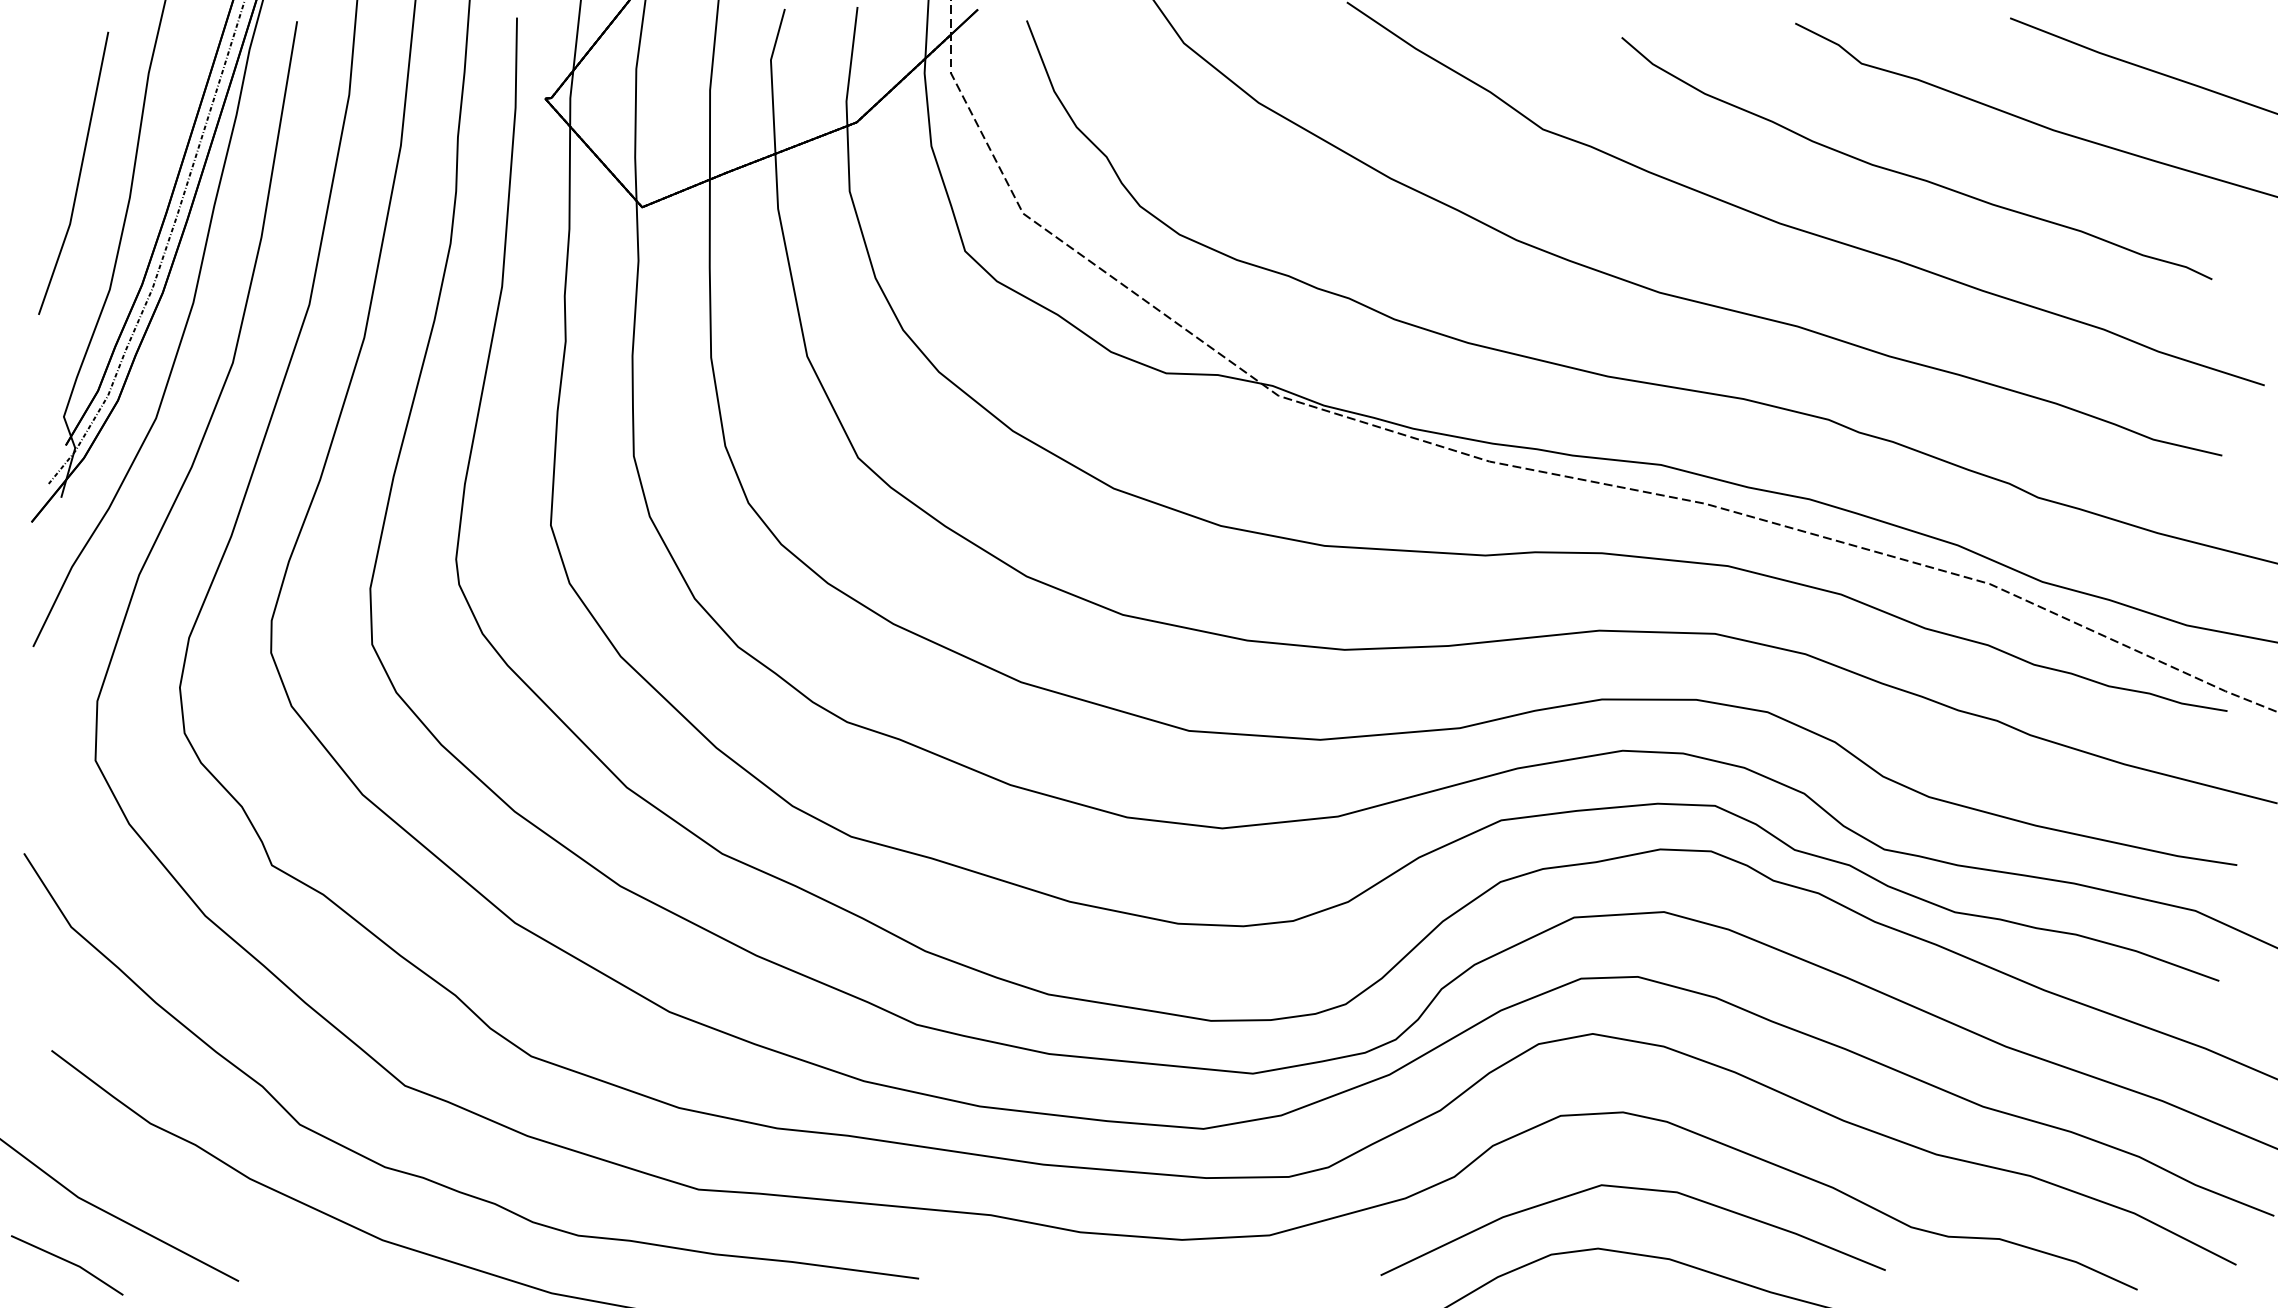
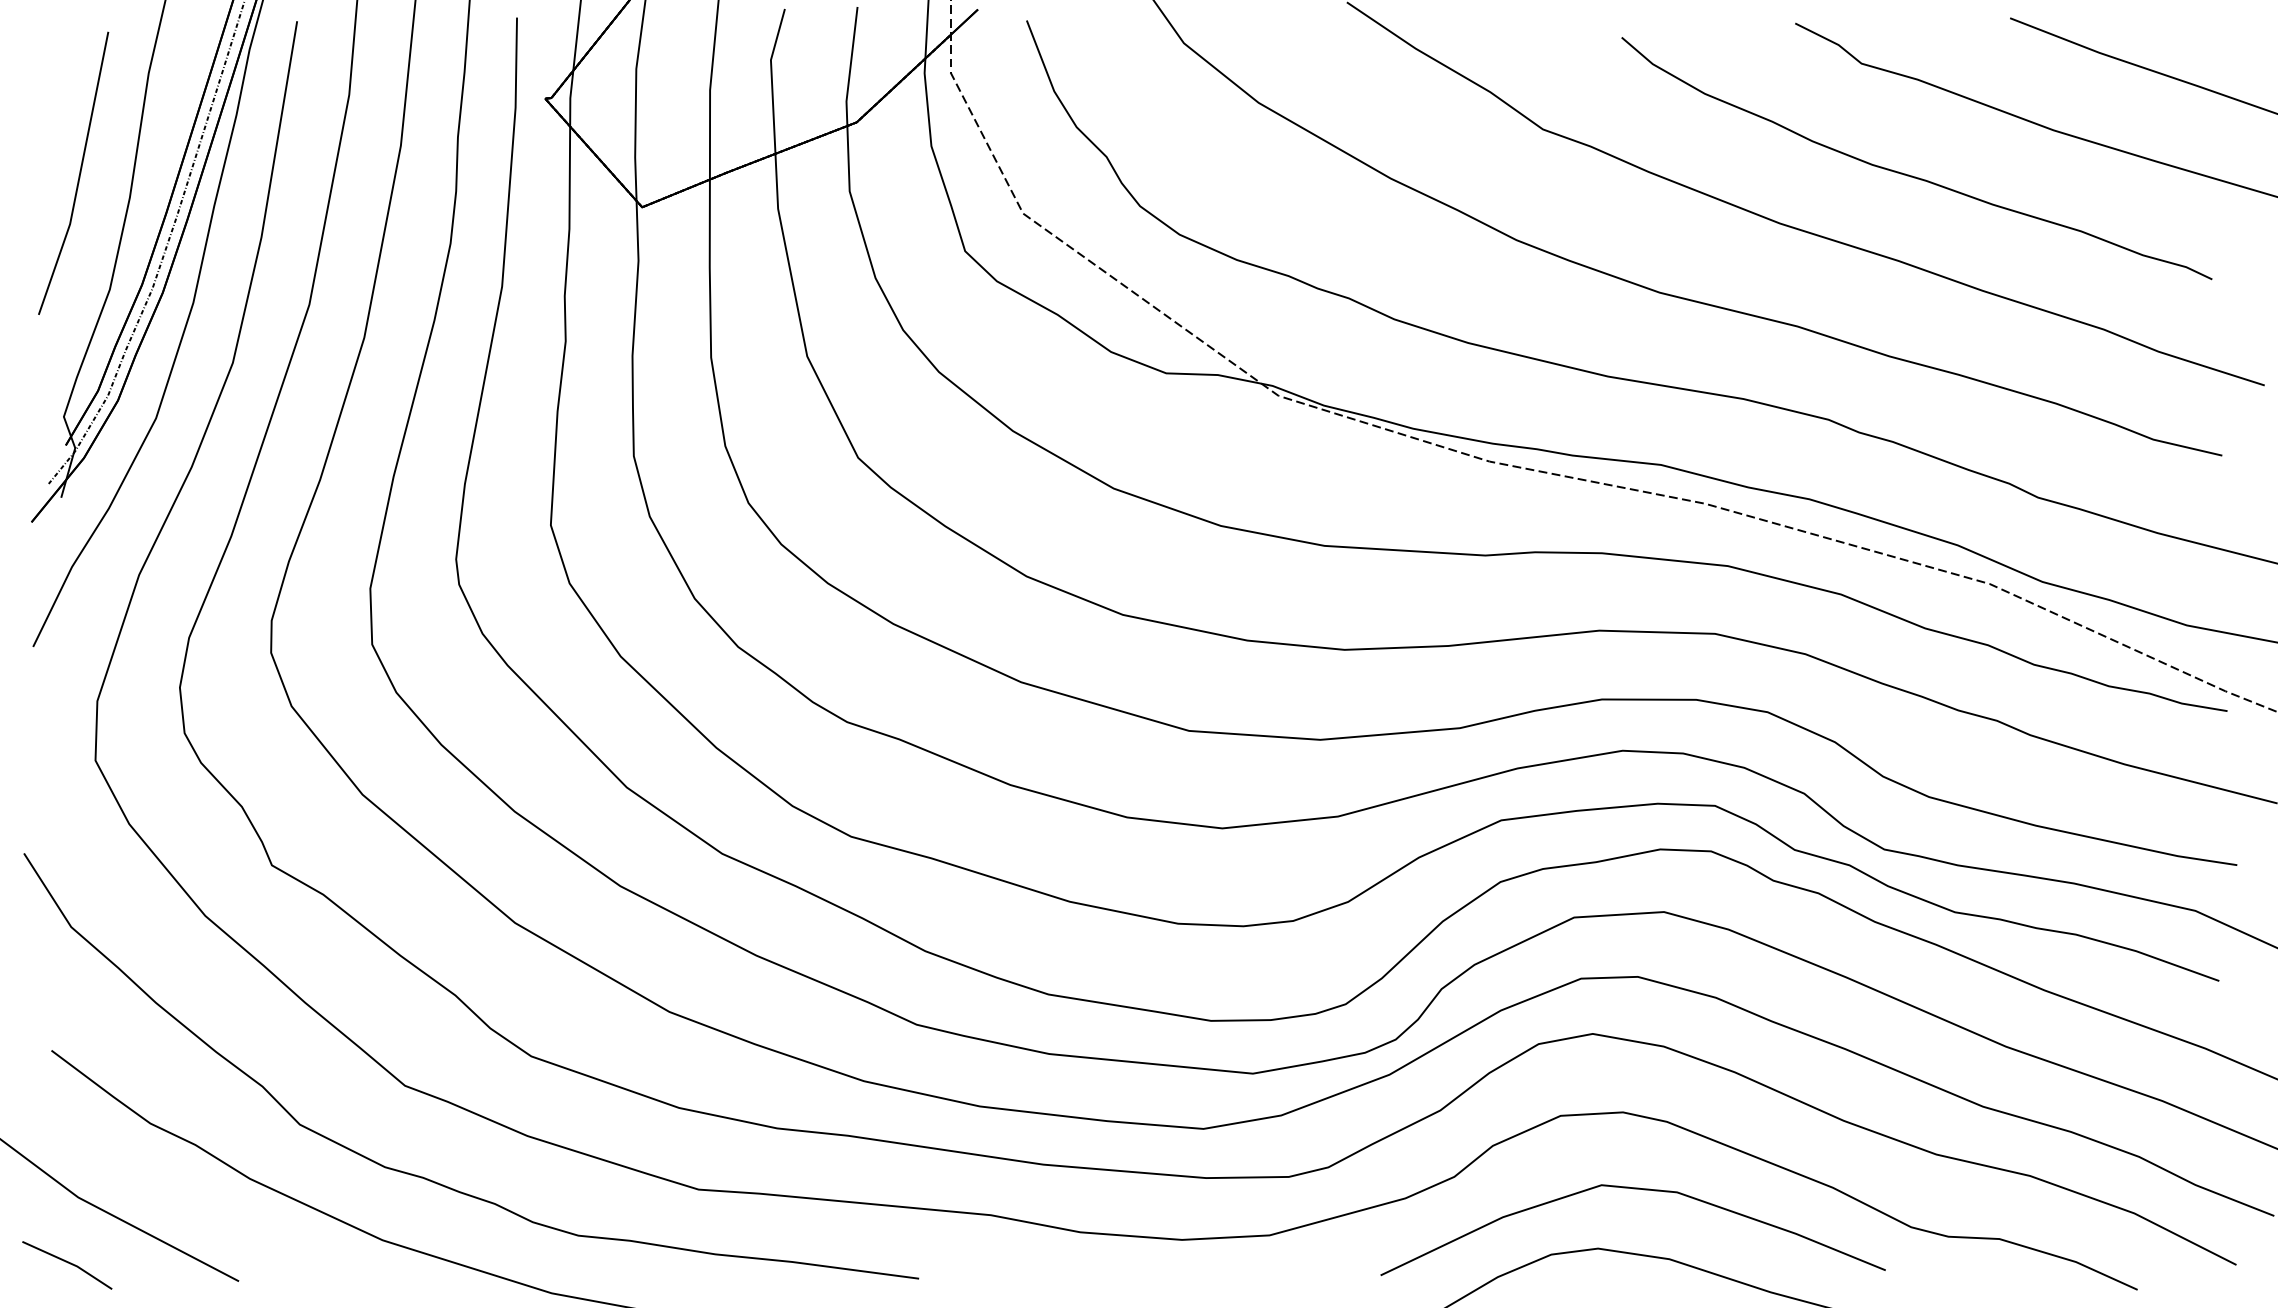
part size: 113x61 px -> 91x49 px (67, 1265)
